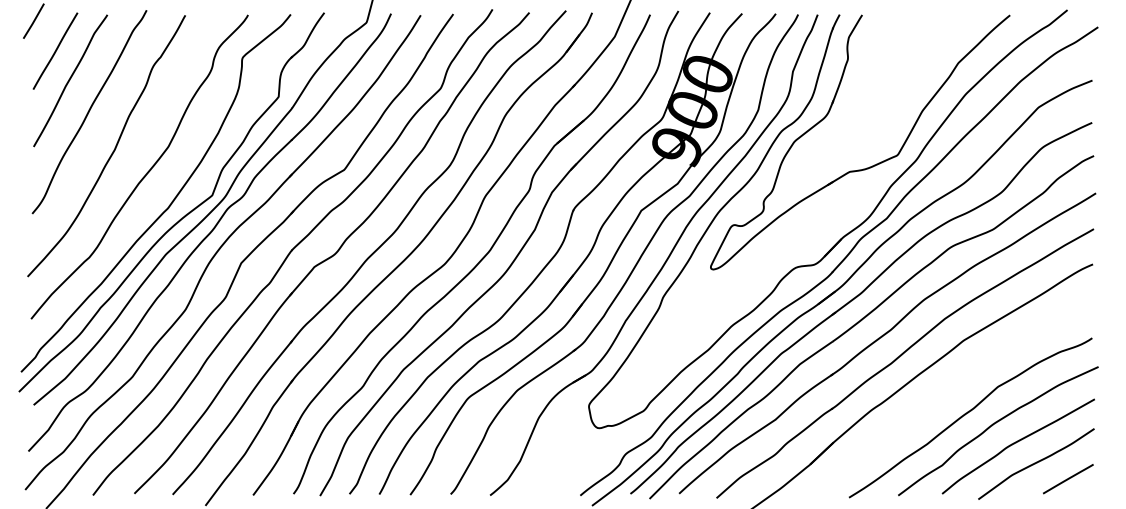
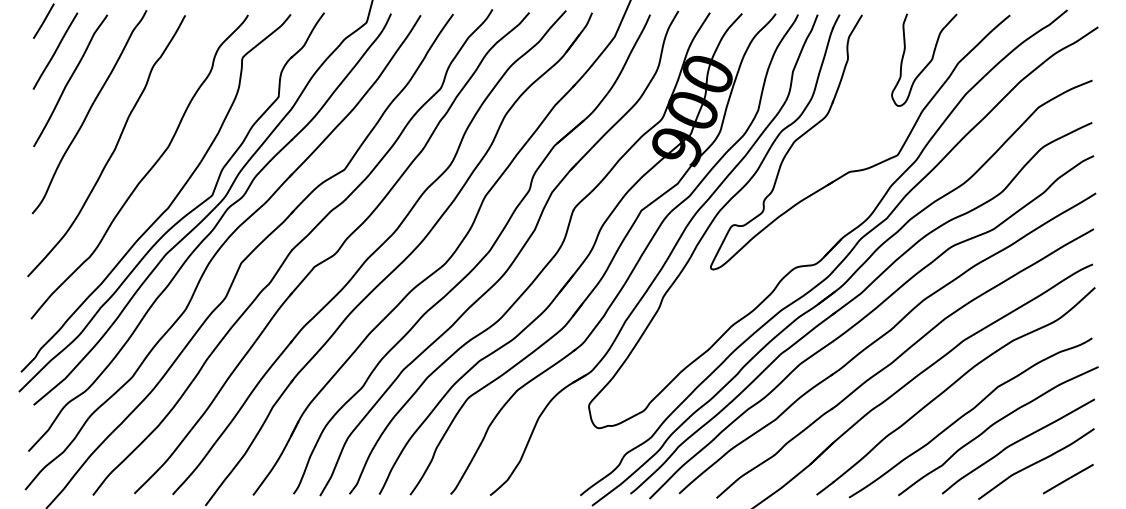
line position: (33, 20) -> (43, 20) (43, 20)
curve: none -> present (928, 62)
part: none -> present (951, 386)
